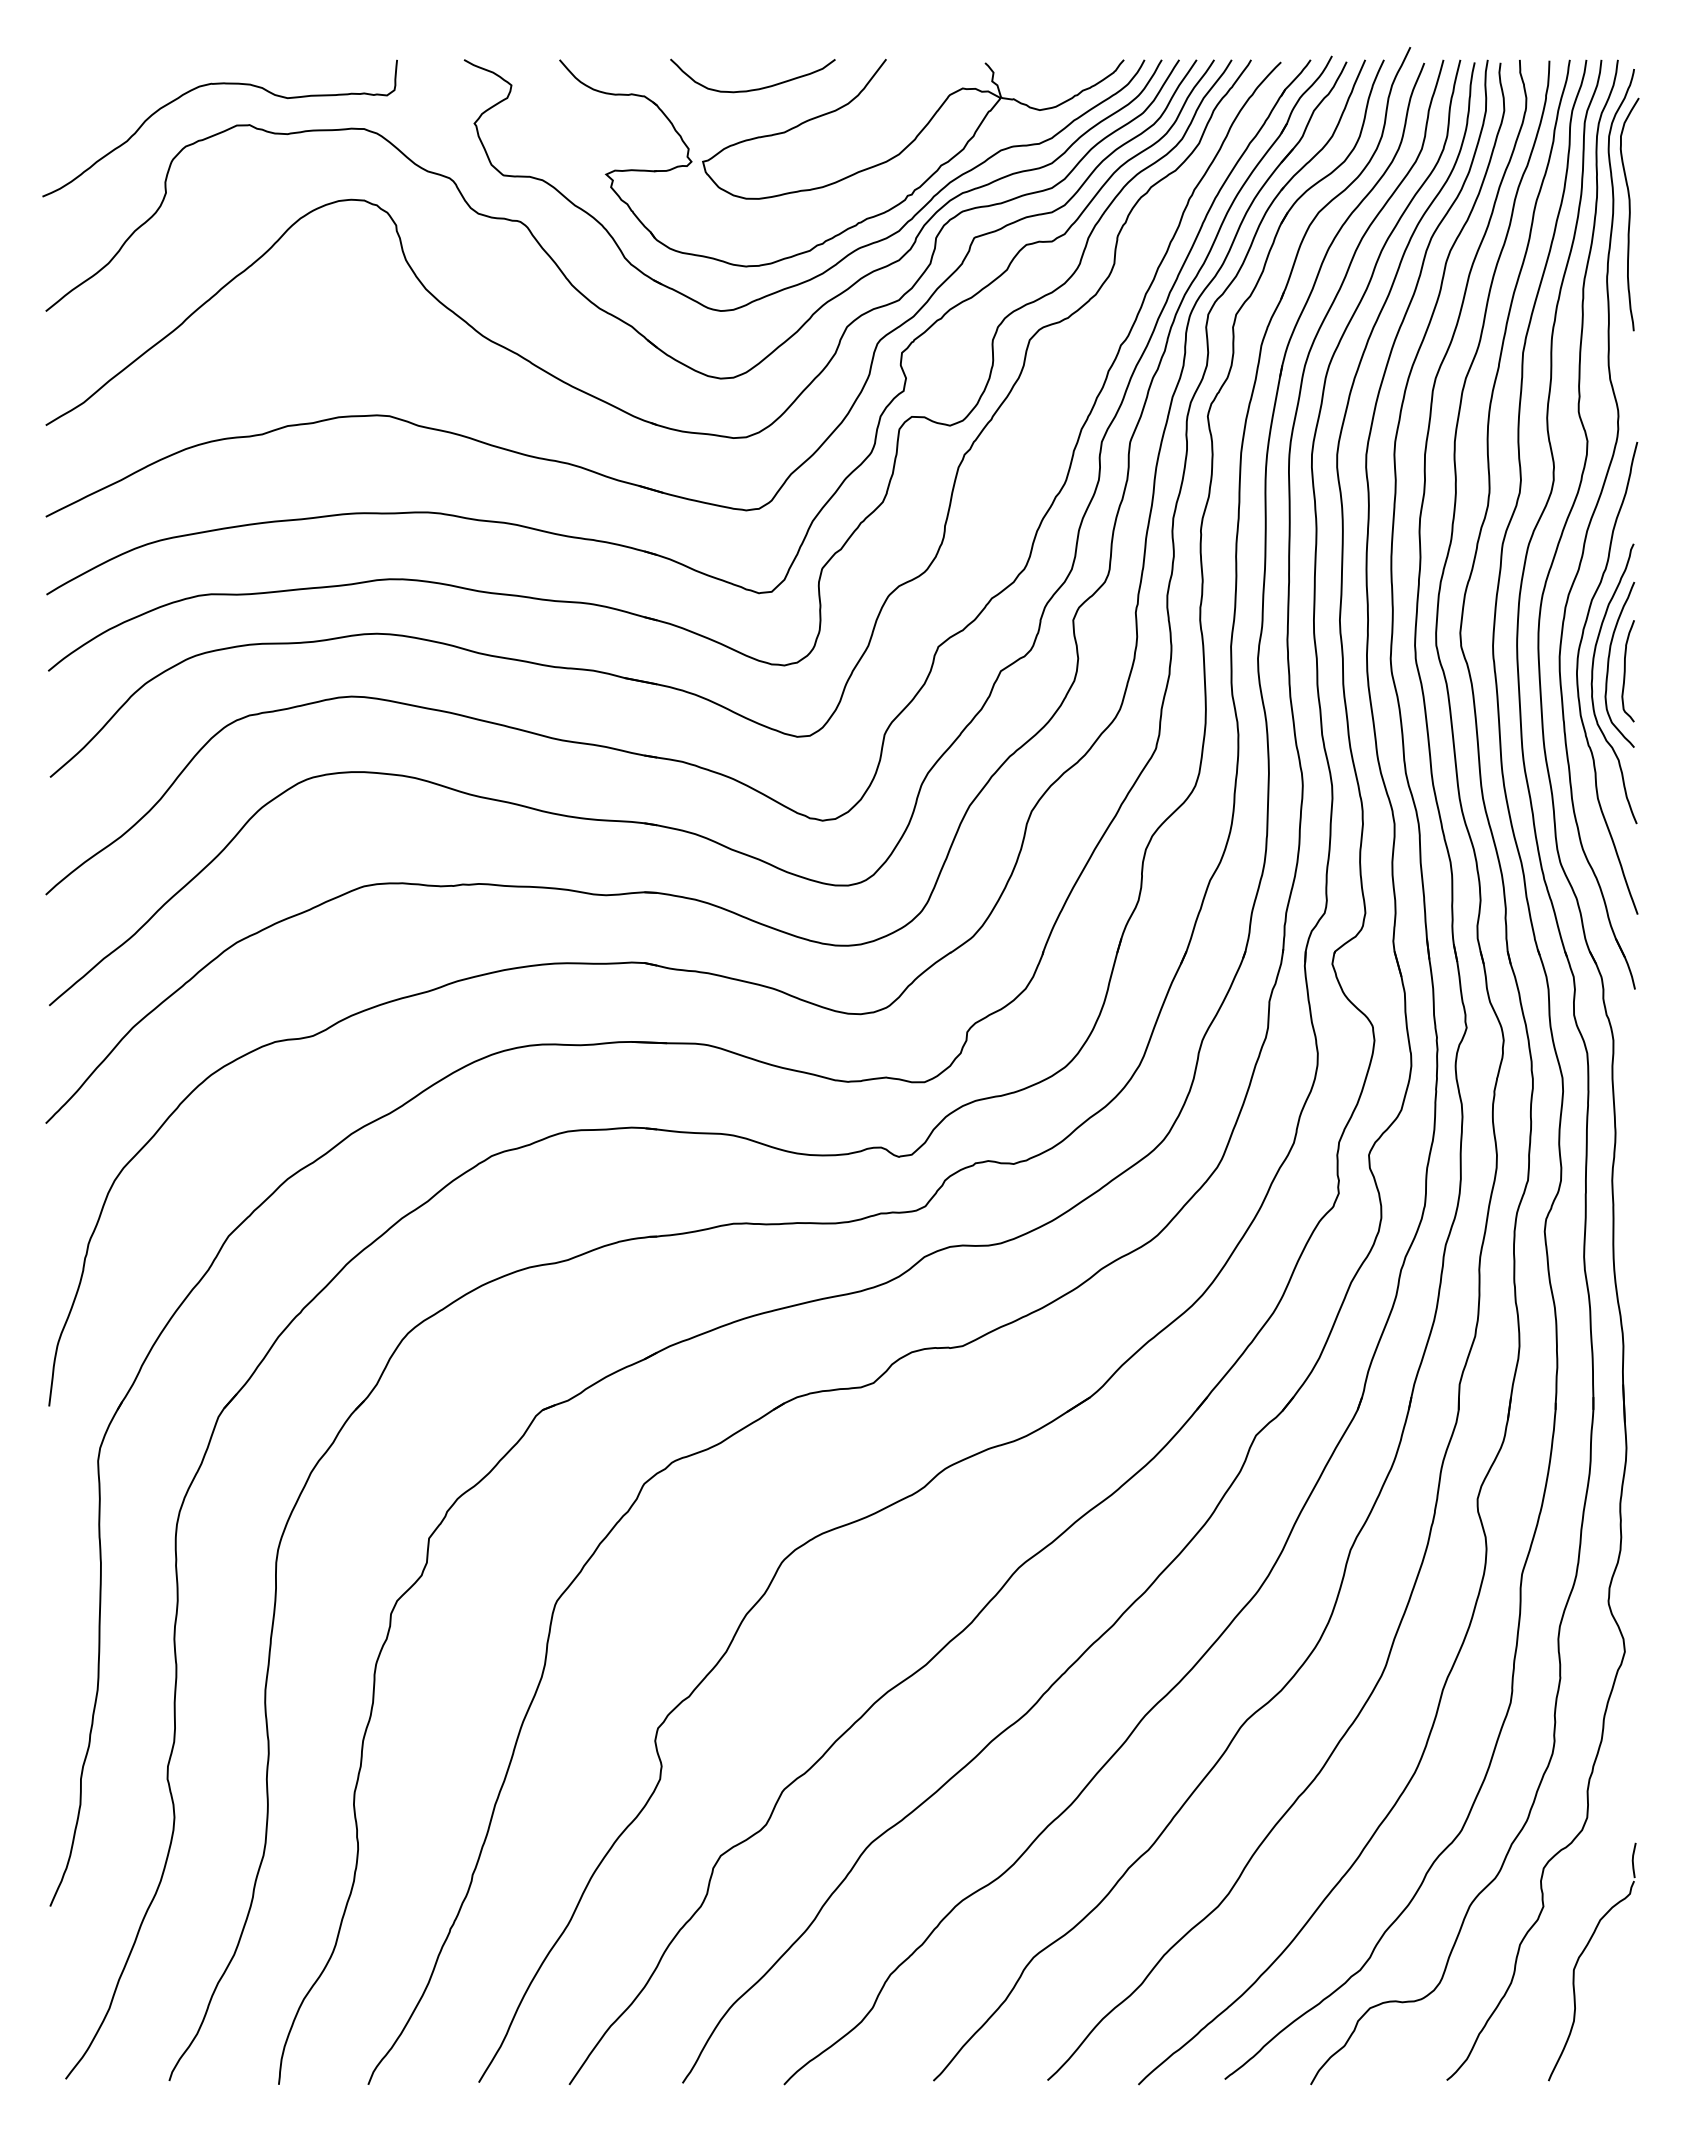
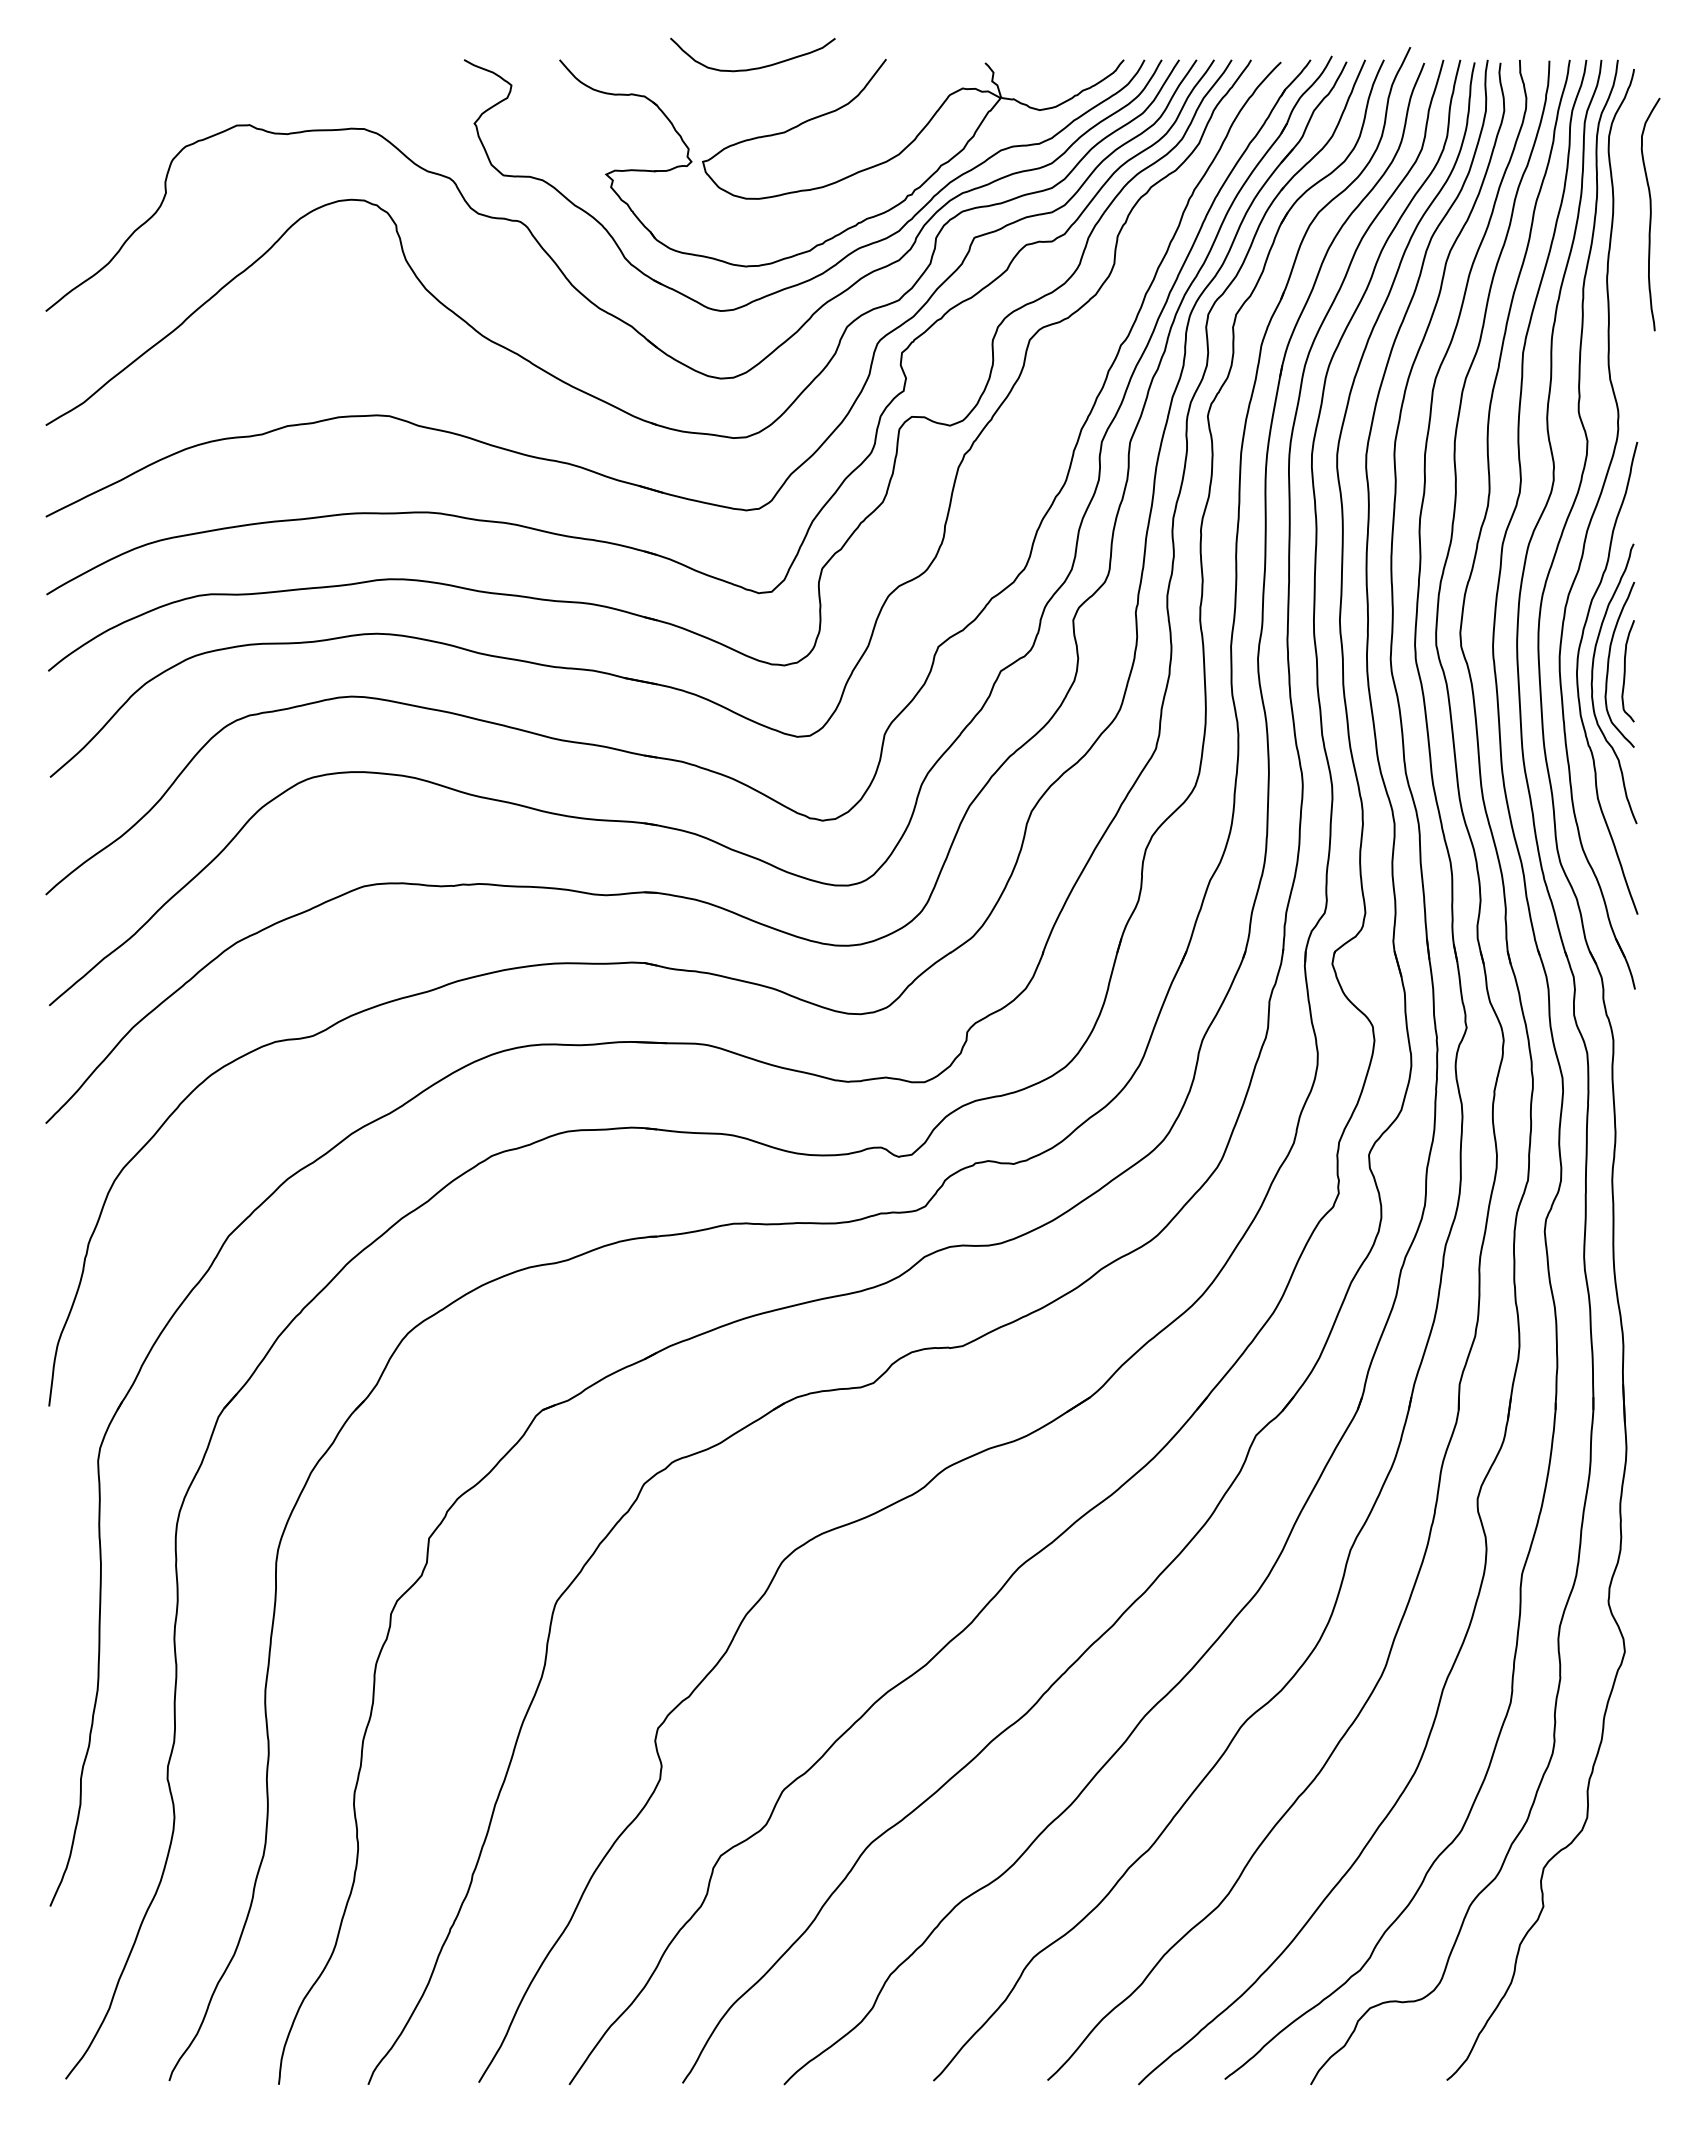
curve: present -> none (219, 84)
curve position: (755, 88) -> (755, 67) (755, 67)
curve position: (1629, 214) -> (1650, 214) (1650, 214)
part: present -> none (1582, 1954)
